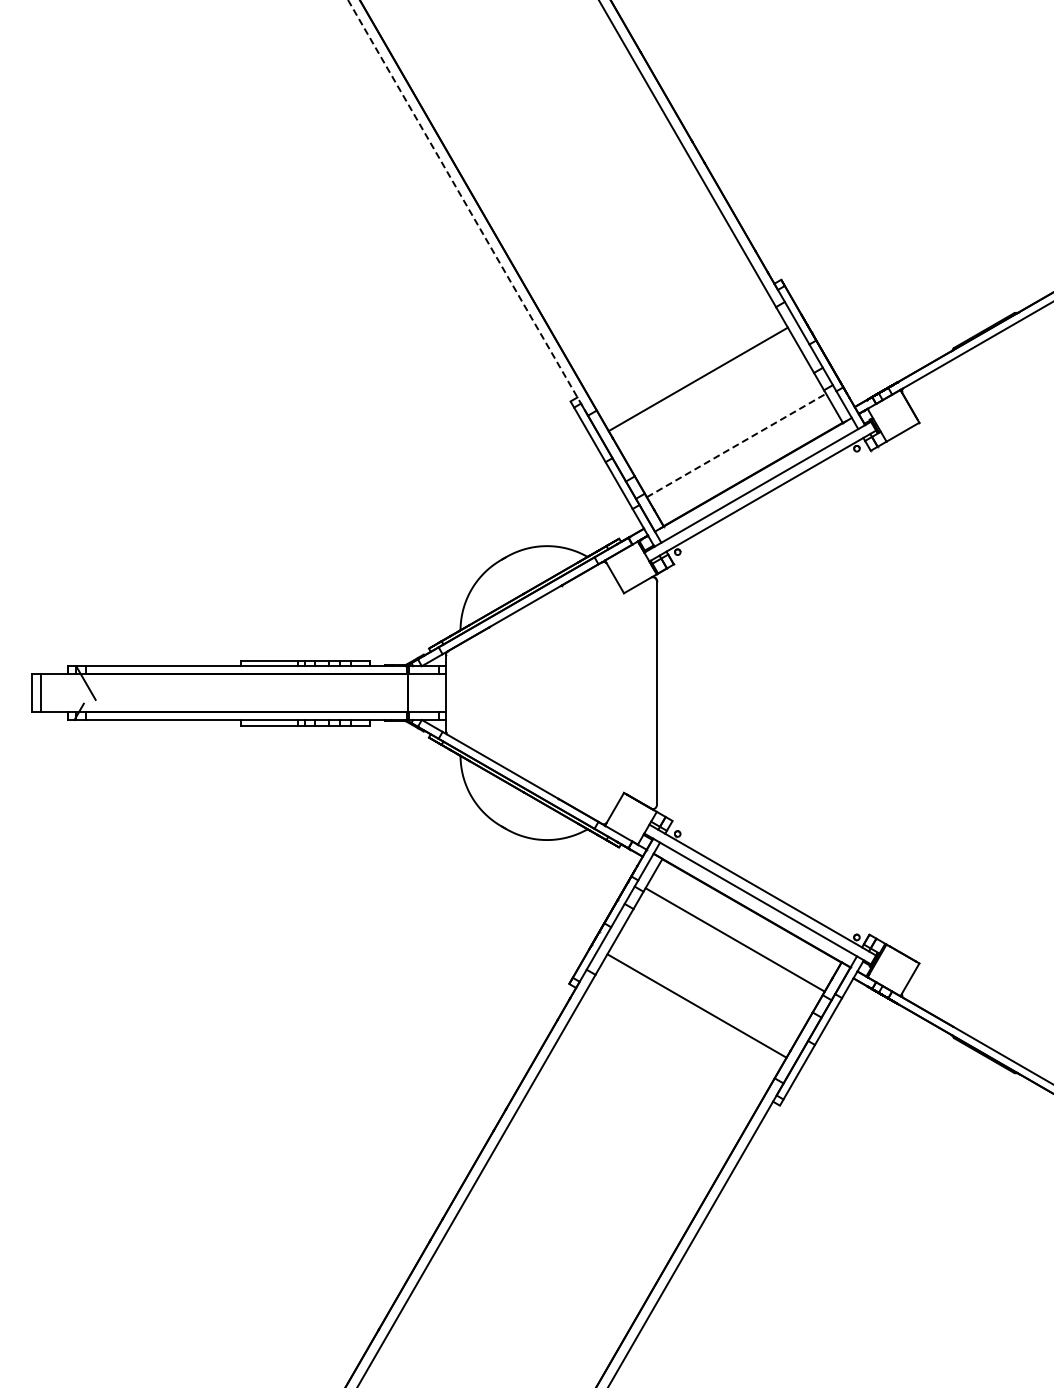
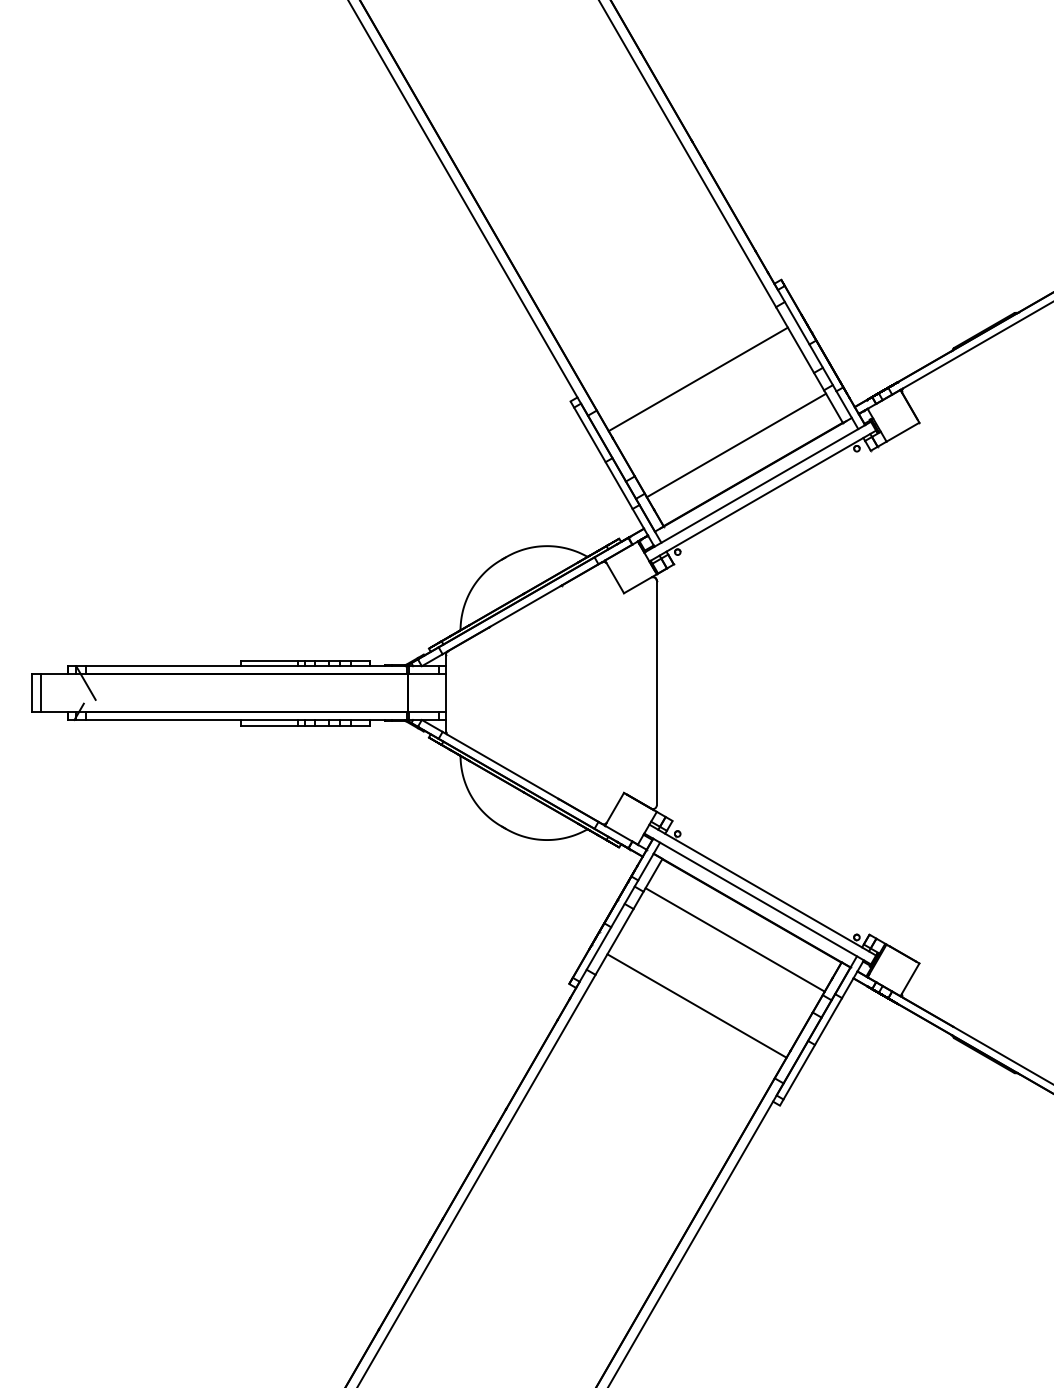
line: dashed -> solid (468, 208)
line: dashed -> solid (736, 445)
